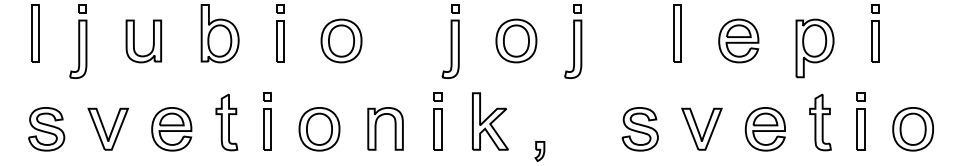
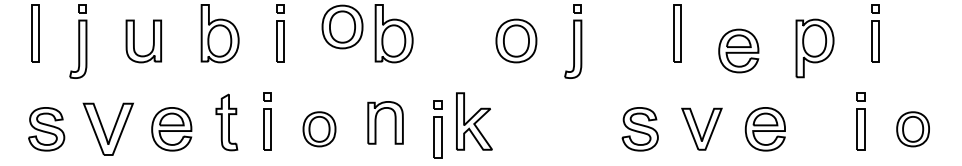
part: none -> present (393, 33)
part position: (341, 40) -> (342, 26) (342, 26)
part position: (738, 40) -> (738, 50) (738, 50)
part: present -> none (450, 41)
part position: (437, 121) -> (437, 129) (437, 129)
part position: (490, 121) -> (474, 121) (474, 121)
part: present -> none (820, 122)
part size: 42x44 px -> 52x54 px (107, 128)
part position: (376, 128) -> (376, 122) (376, 122)
part size: 43x45 px -> 35x37 px (319, 129)
part size: 42x45 px -> 34x37 px (912, 129)
part: present -> none (539, 151)
